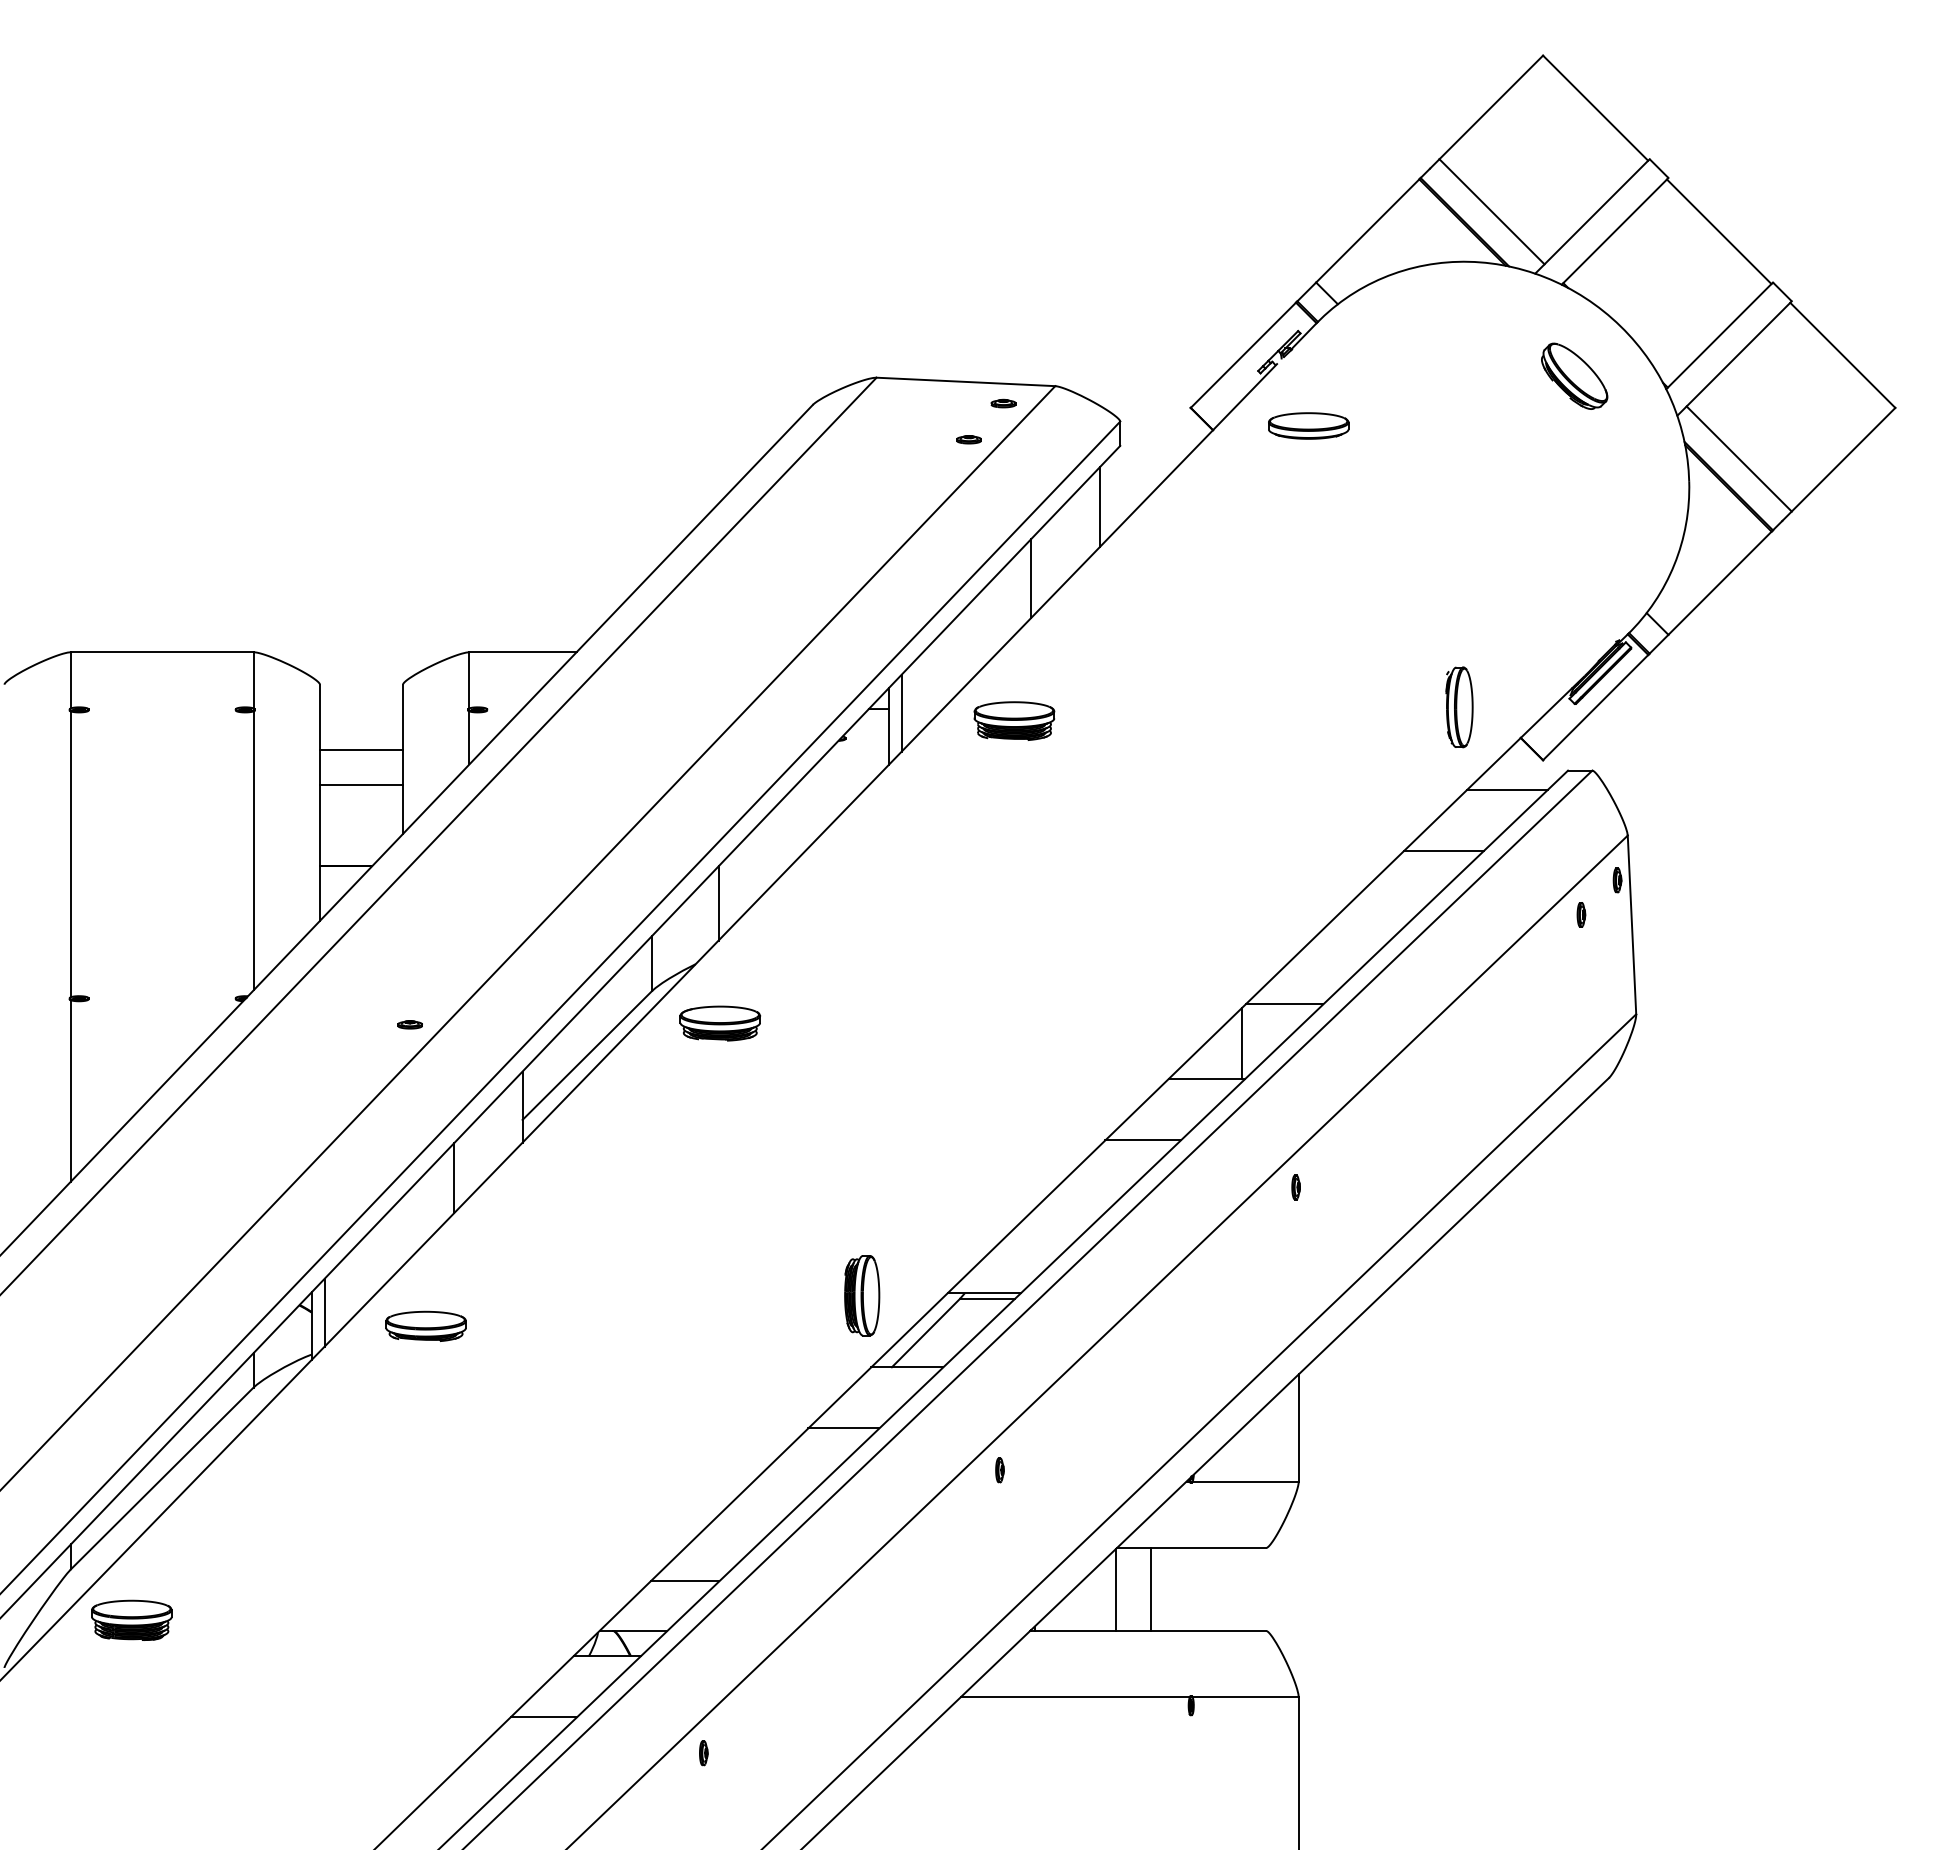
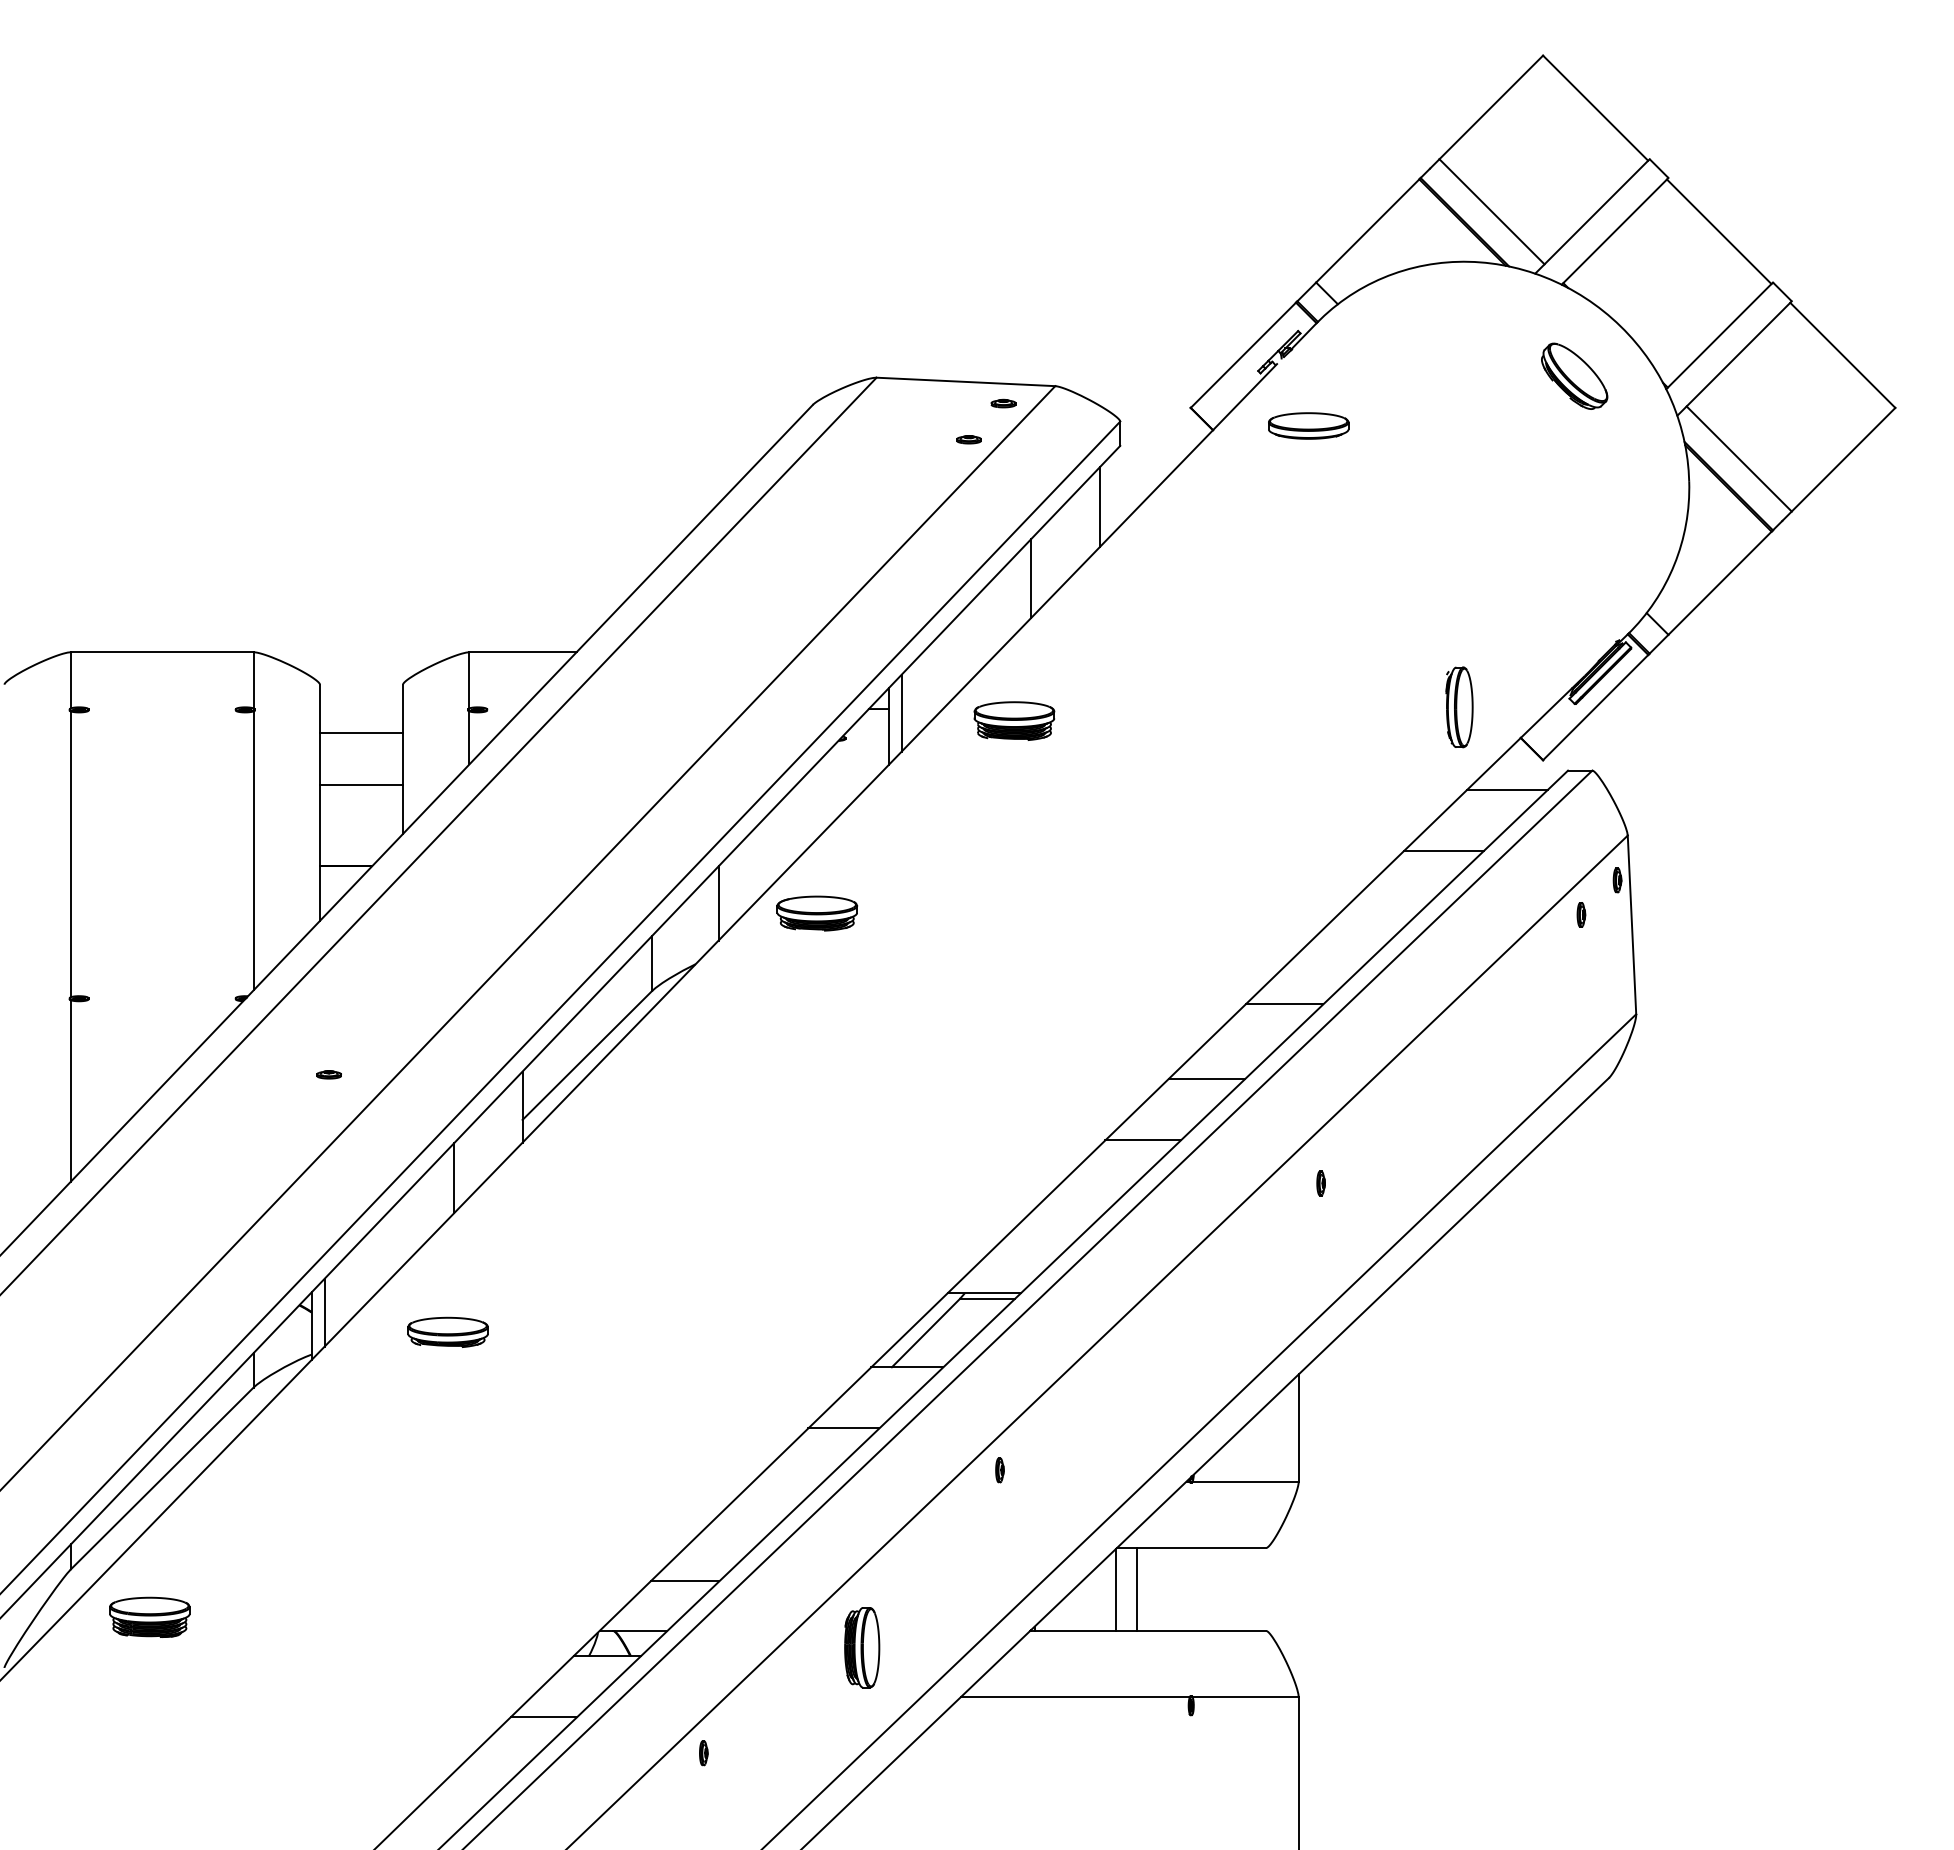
line position: (361, 749) -> (361, 732) (361, 732)
part position: (720, 1023) -> (817, 913) (817, 913)
part position: (409, 1024) -> (328, 1074) (328, 1074)
line: present -> none (1241, 1043)
part position: (1295, 1187) -> (1320, 1183) (1320, 1183)
part position: (862, 1295) -> (862, 1647) (862, 1647)
part position: (425, 1325) -> (447, 1331) (447, 1331)
line position: (1150, 1589) -> (1136, 1589) (1136, 1589)
part position: (131, 1619) -> (149, 1616) (149, 1616)
